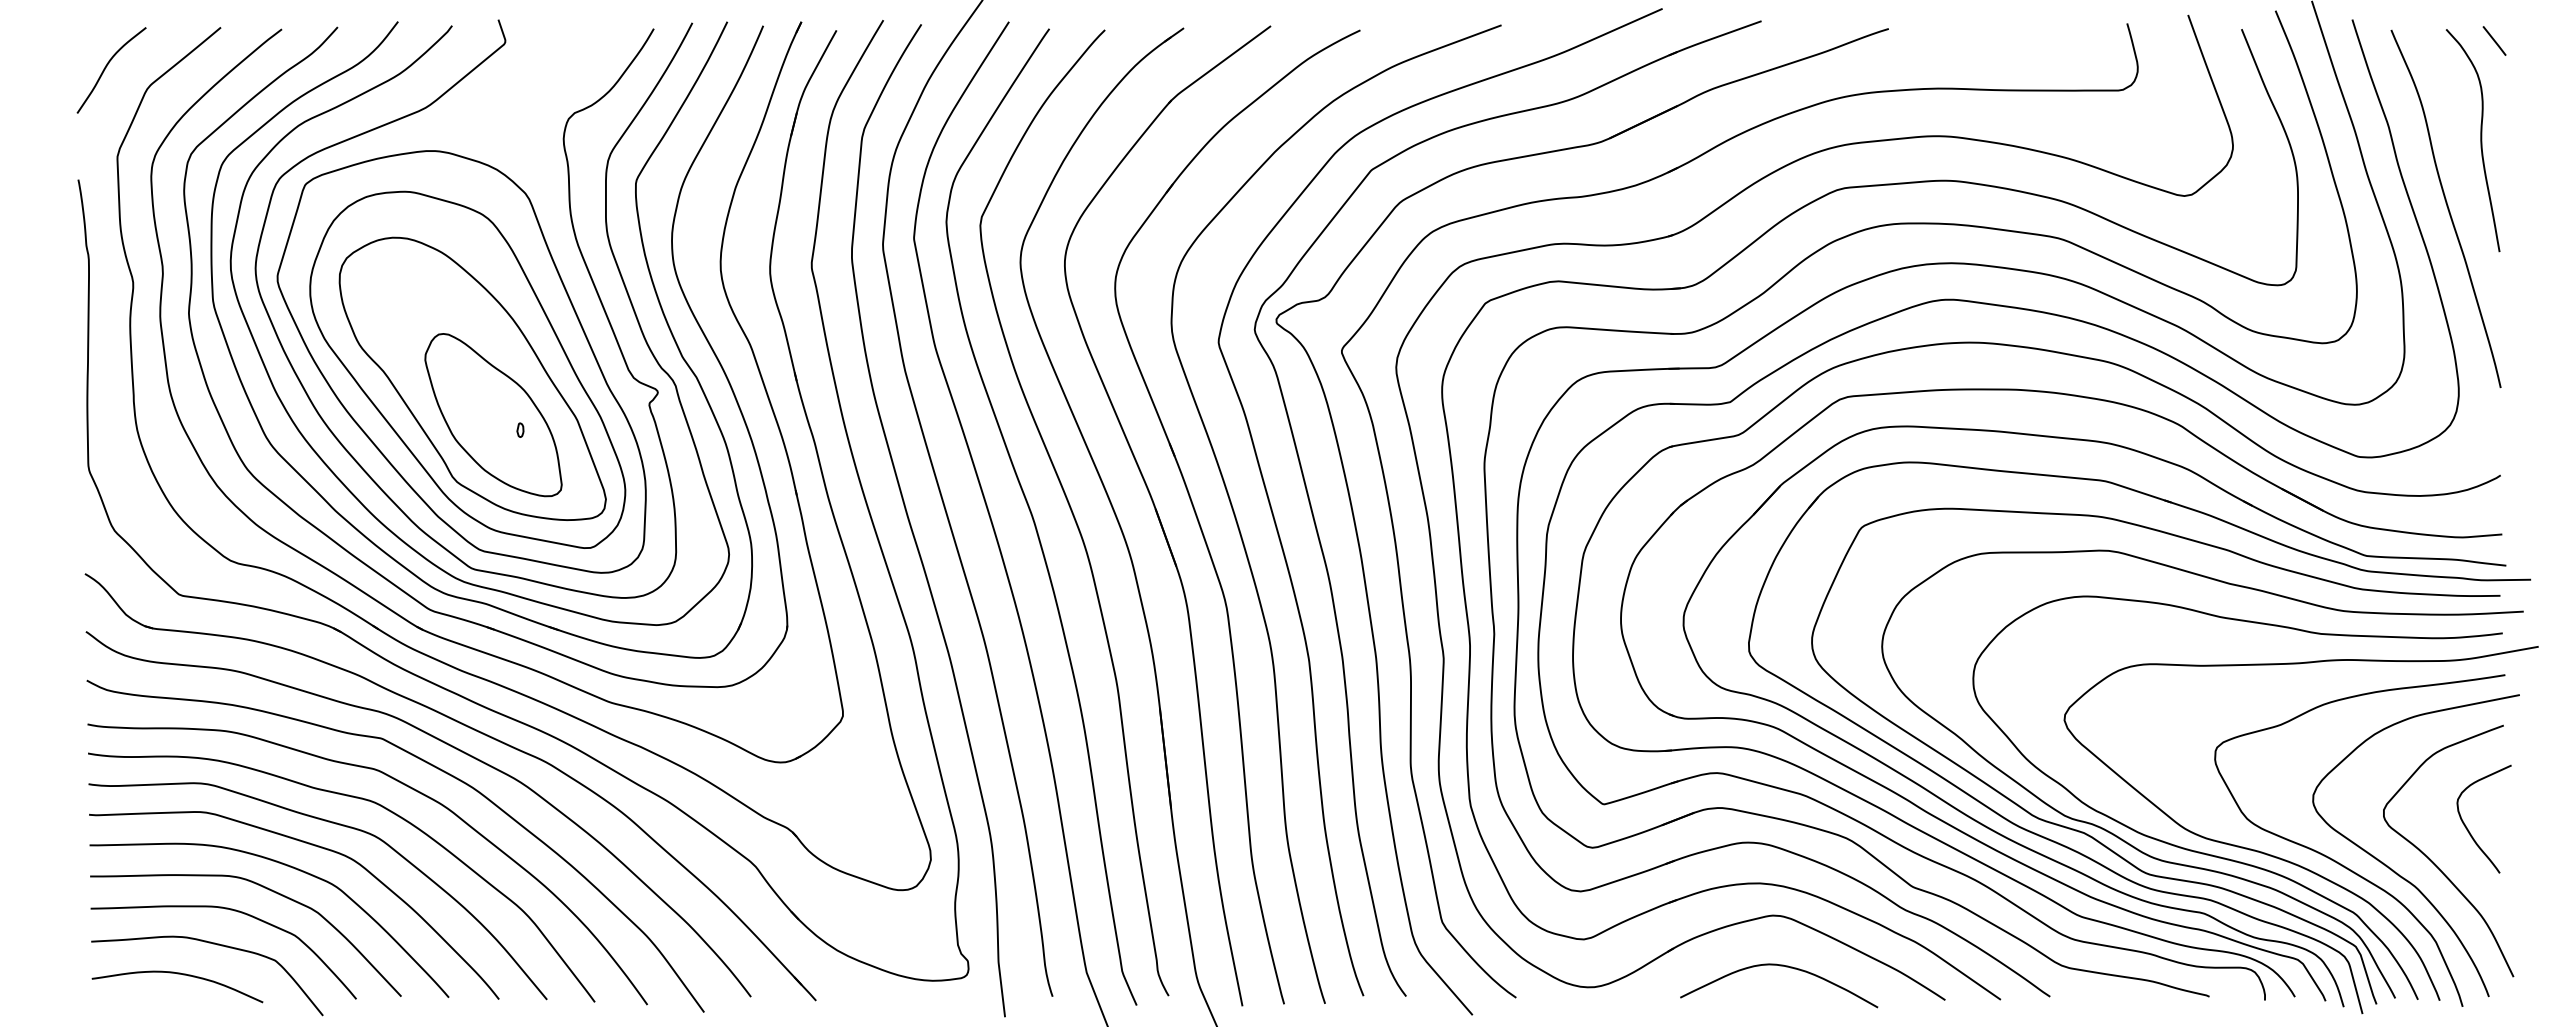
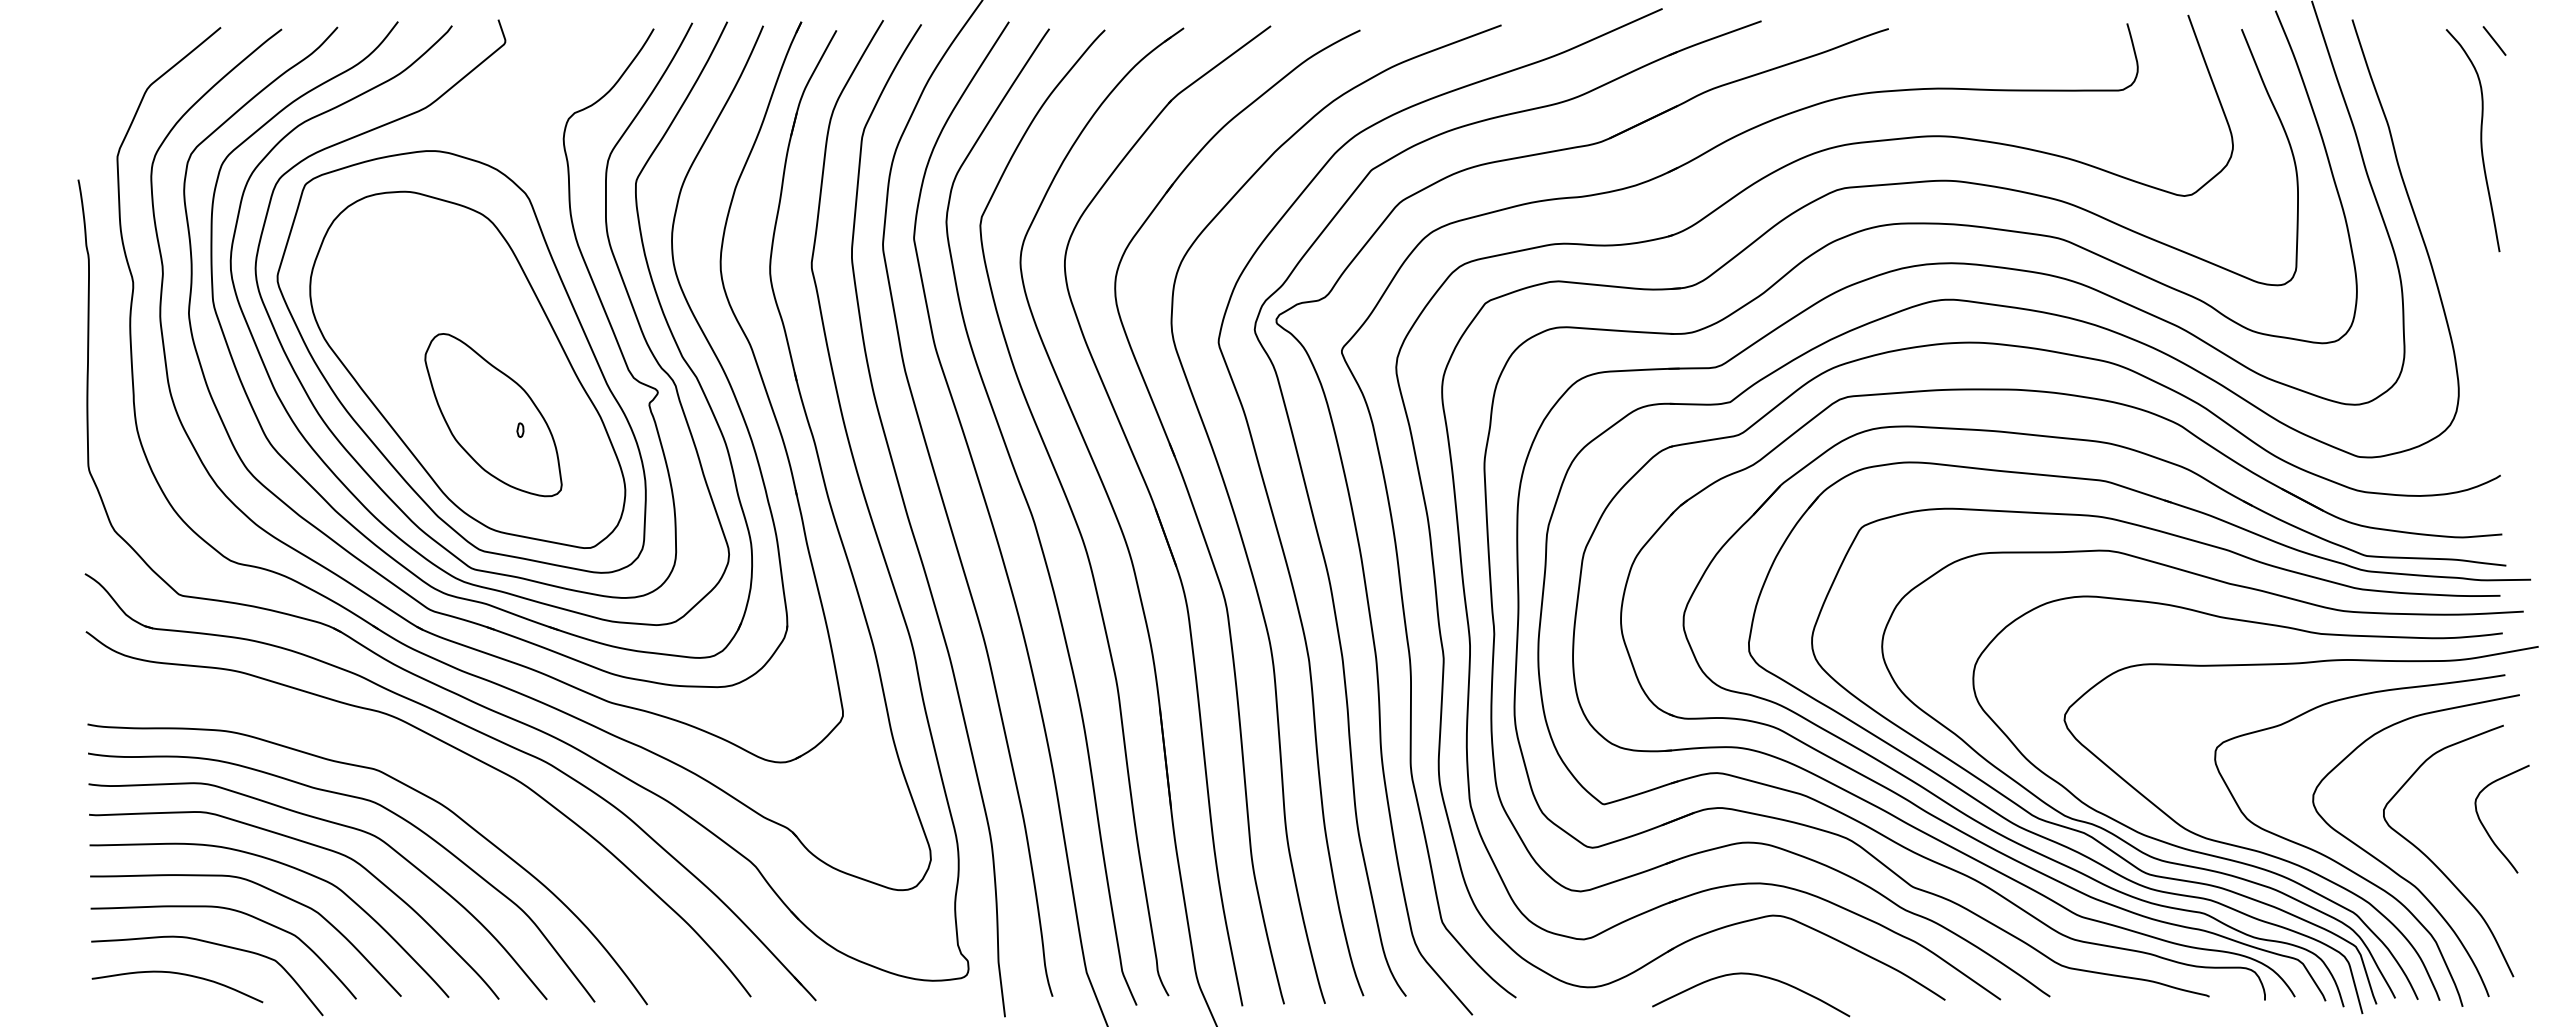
curve: present -> none (106, 68)
curve: present -> none (2447, 208)
part: present -> none (472, 378)
curve: present -> none (439, 770)
curve position: (2467, 827) -> (2485, 827) (2485, 827)
curve position: (1779, 966) -> (1751, 975) (1751, 975)
